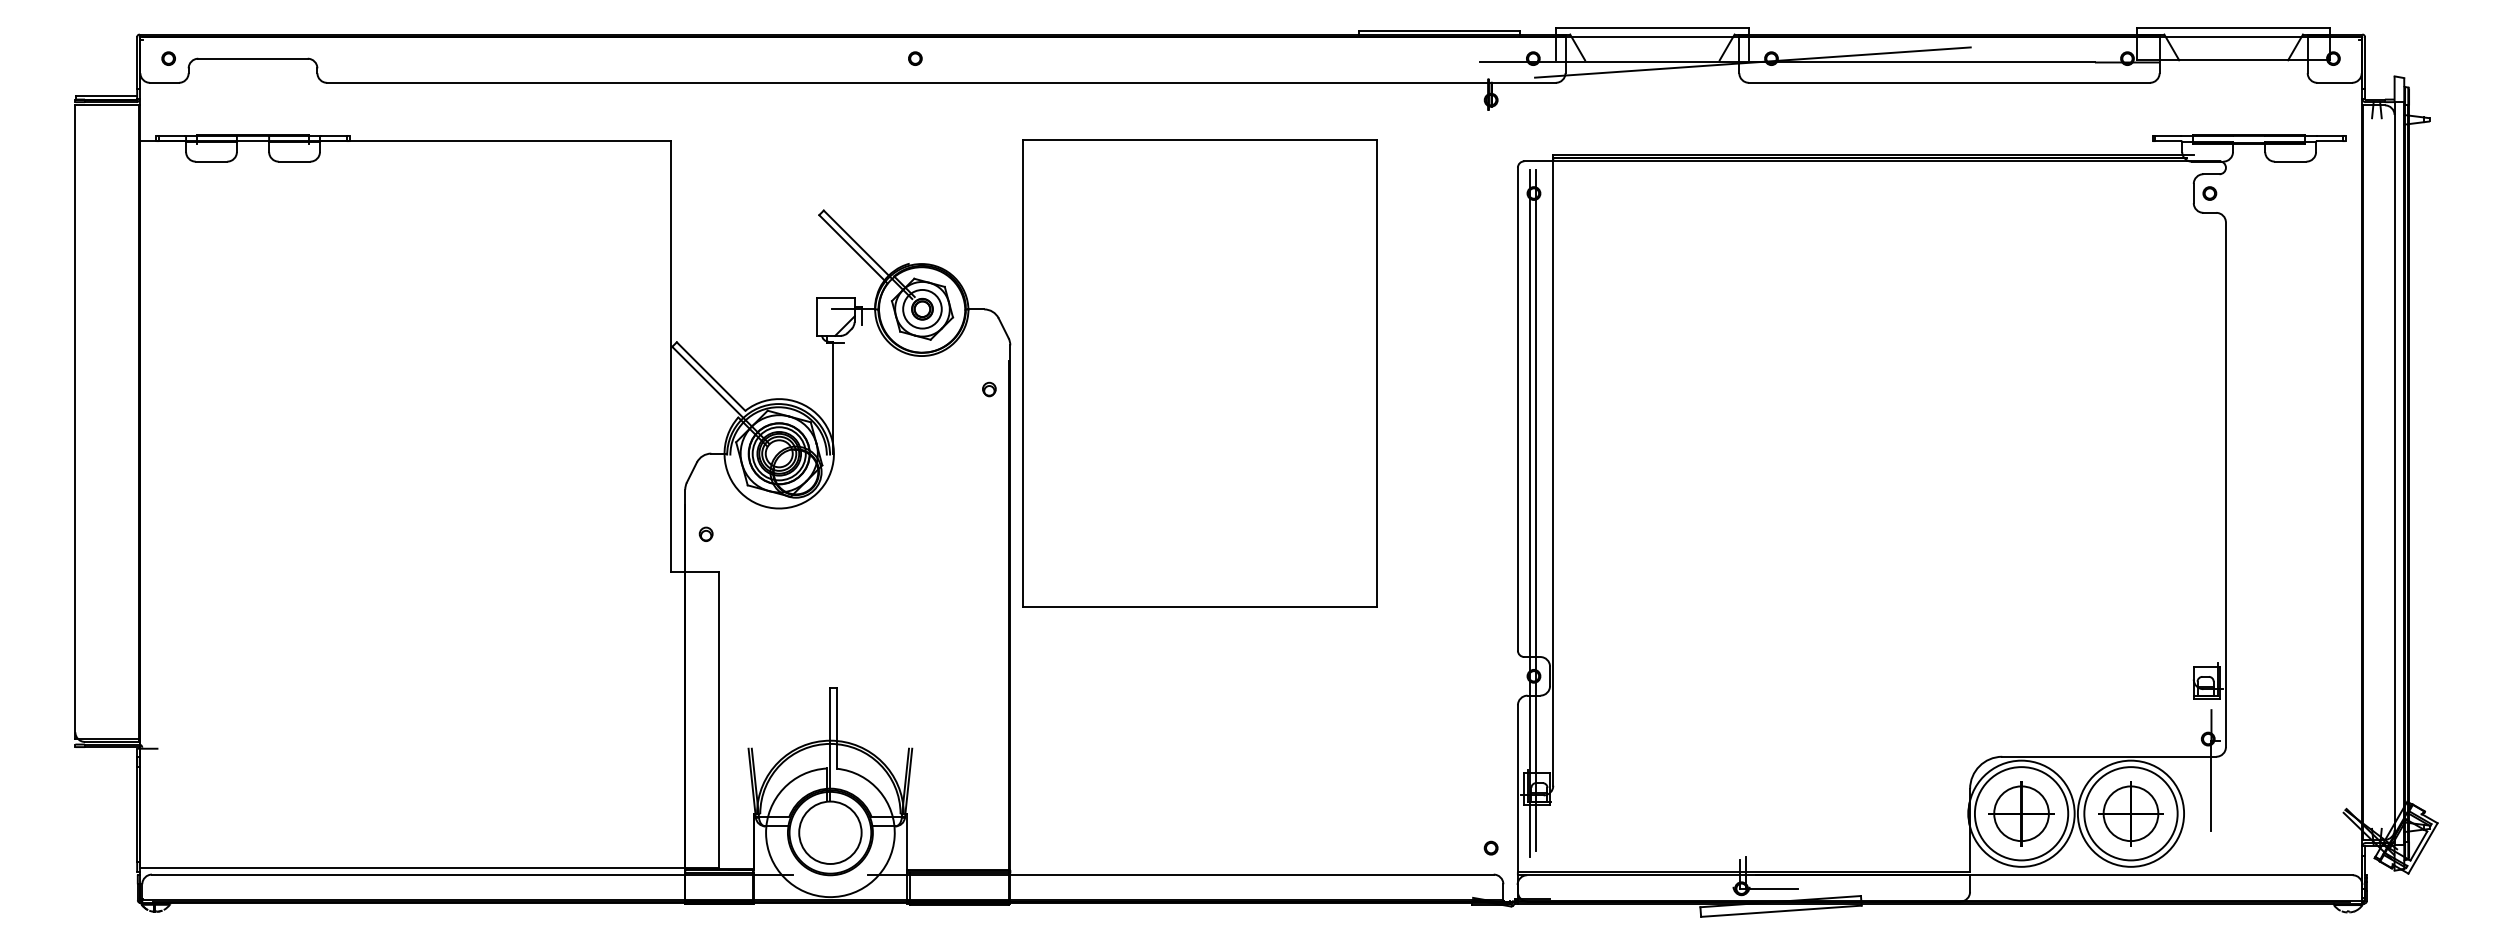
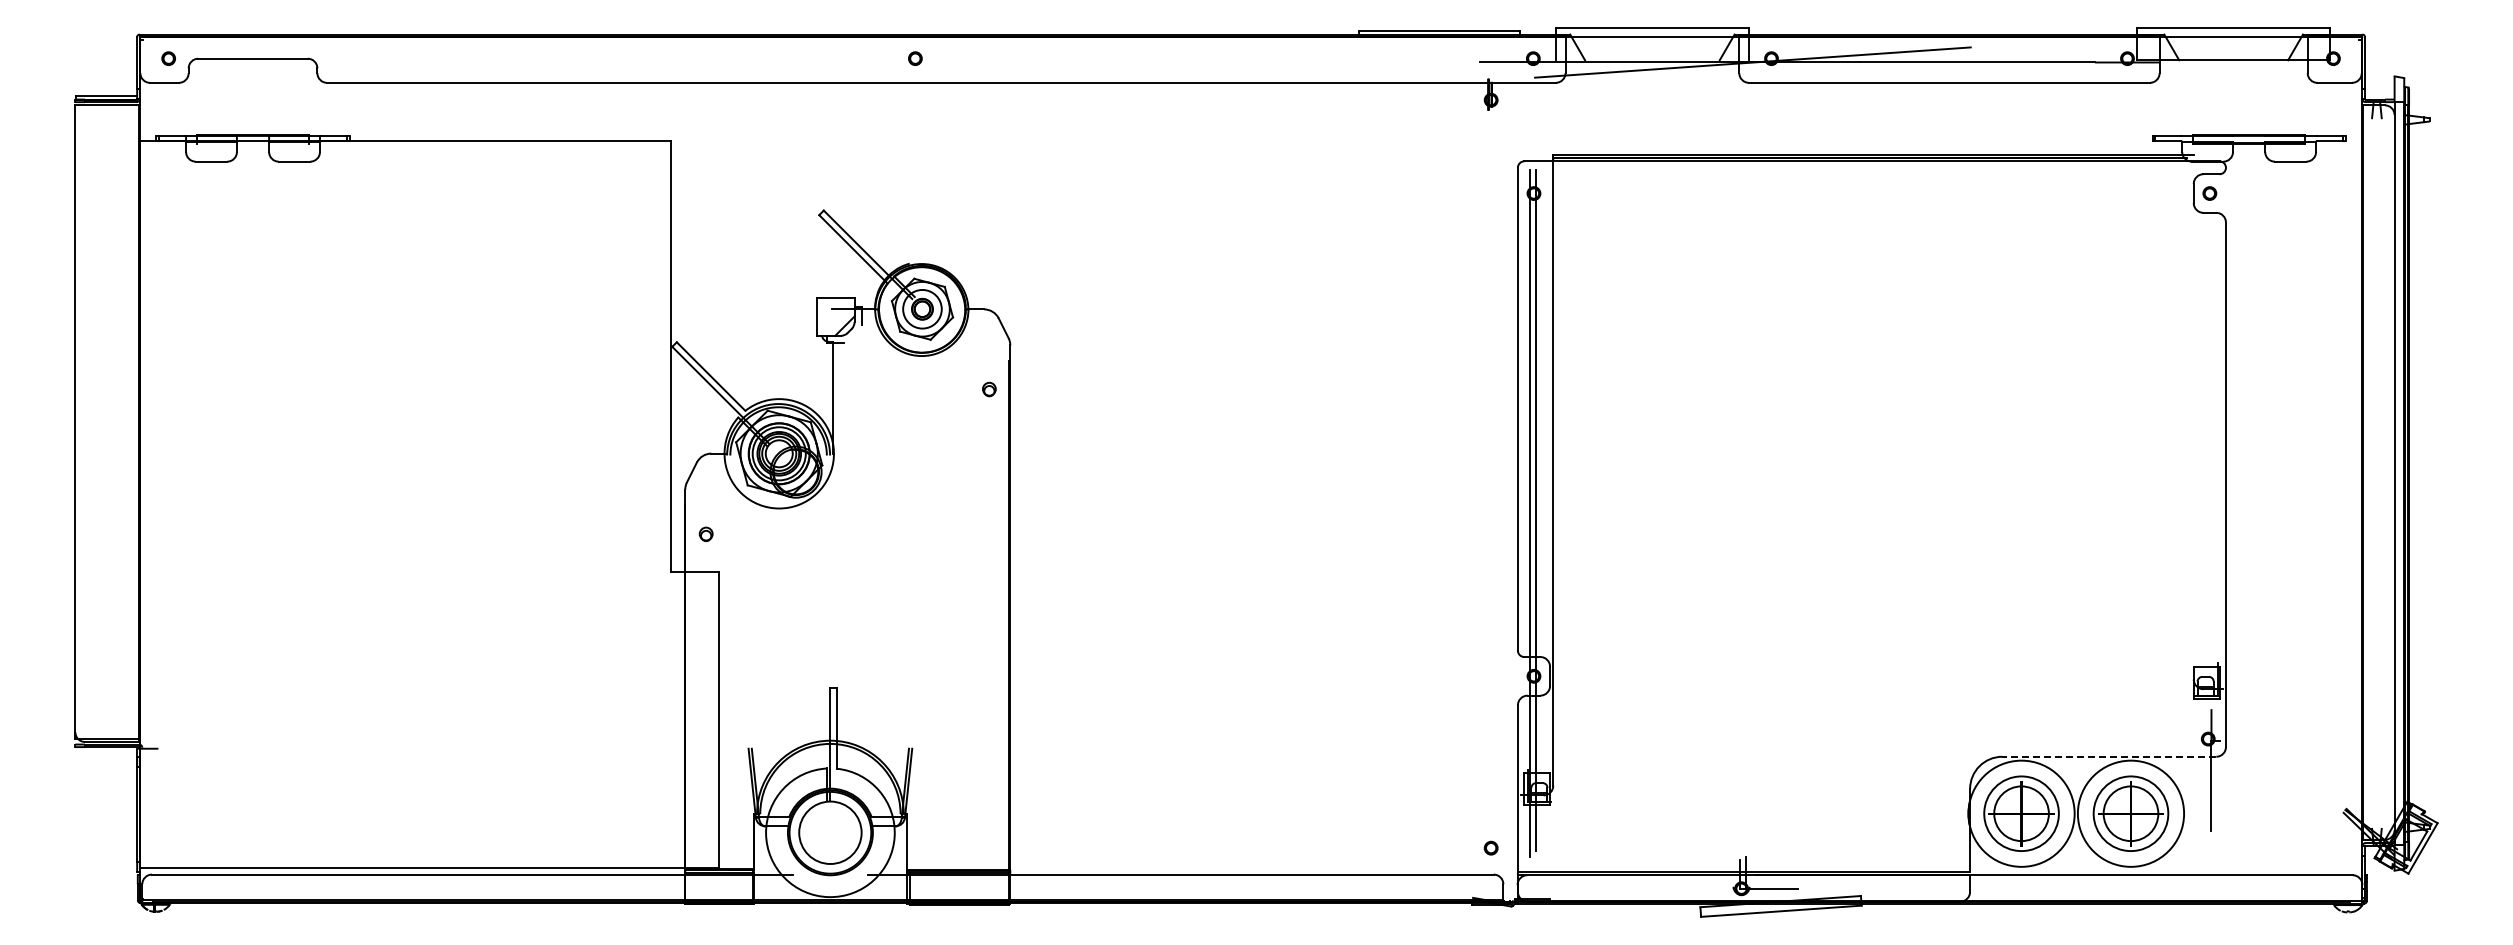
part: present -> none (1199, 373)
line: solid -> dashed (2108, 756)
circle diameter: 93 px -> 75 px (2021, 813)
circle diameter: 93 px -> 75 px (2130, 813)
